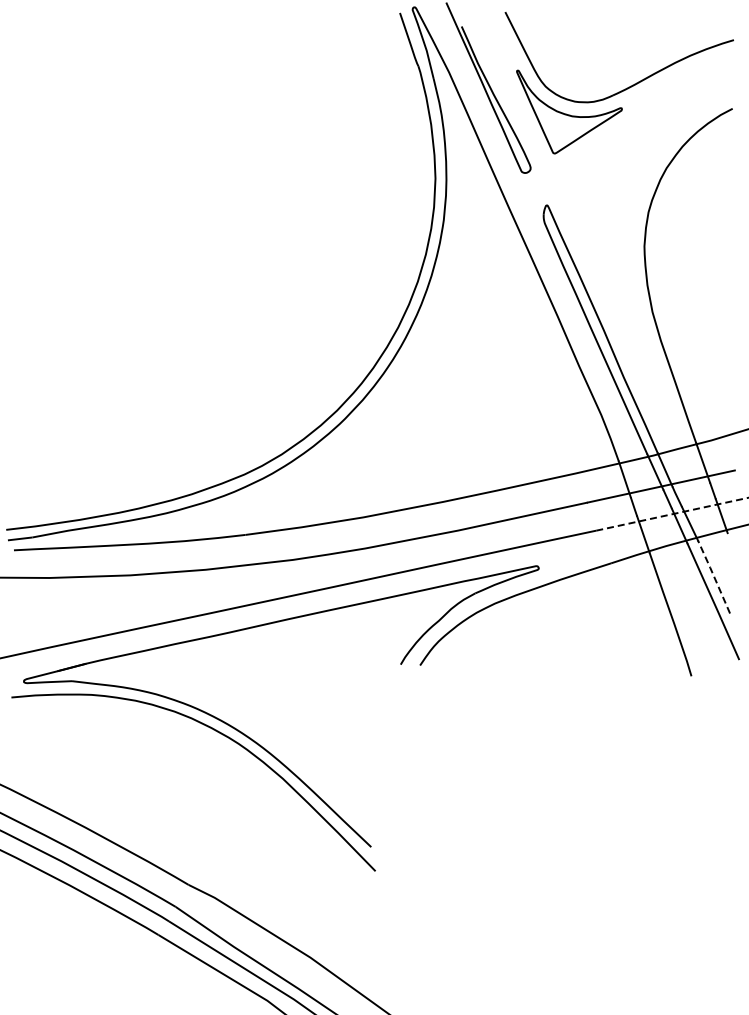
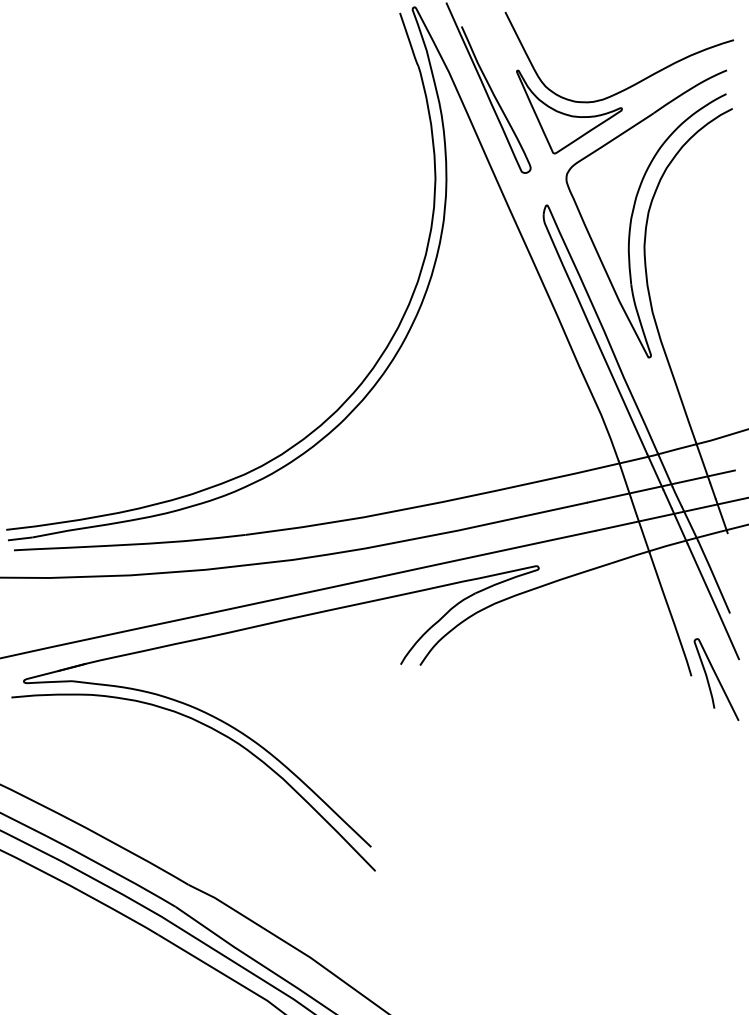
part: none -> present (634, 210)
line: dashed -> solid (673, 514)
line: dashed -> solid (713, 576)
curve: none -> present (716, 678)
